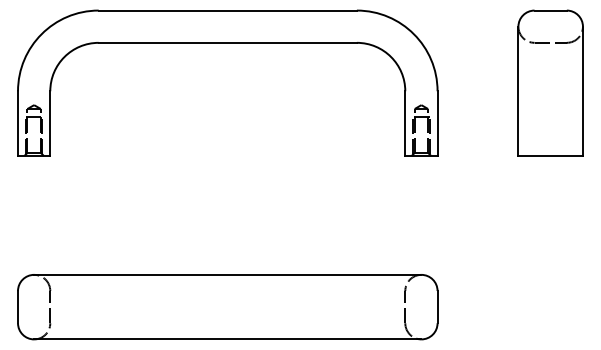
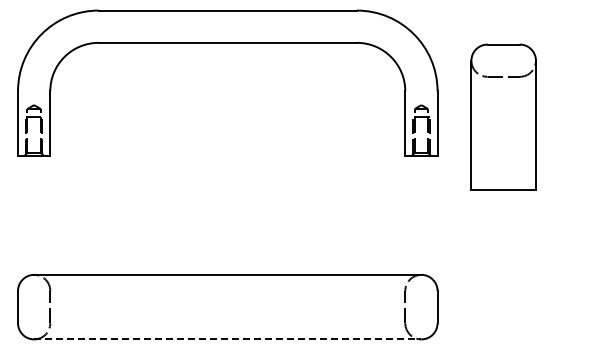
part position: (550, 82) -> (503, 116) (503, 116)
line: solid -> dashed (227, 339)
